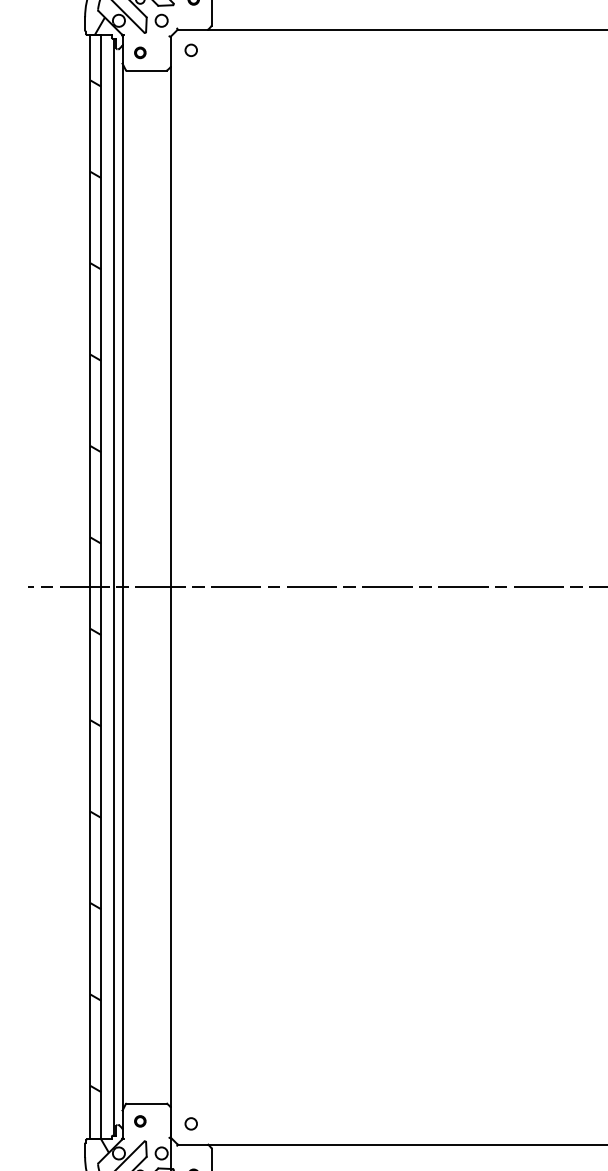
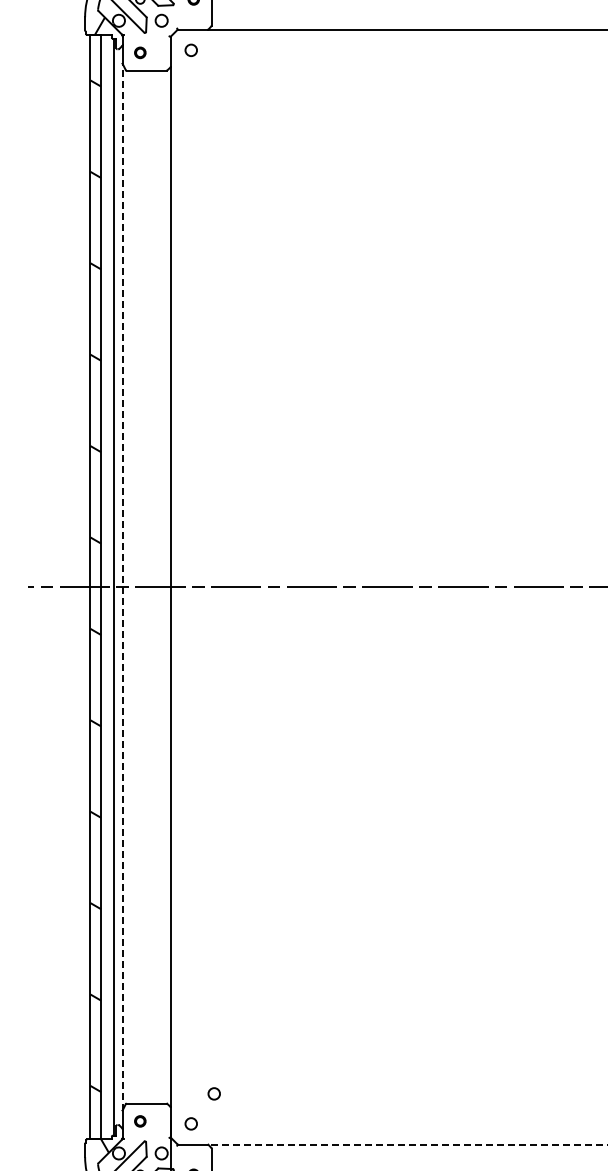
line: solid -> dashed (122, 587)
circle: none -> present (213, 1093)
line: solid -> dashed (407, 1144)
